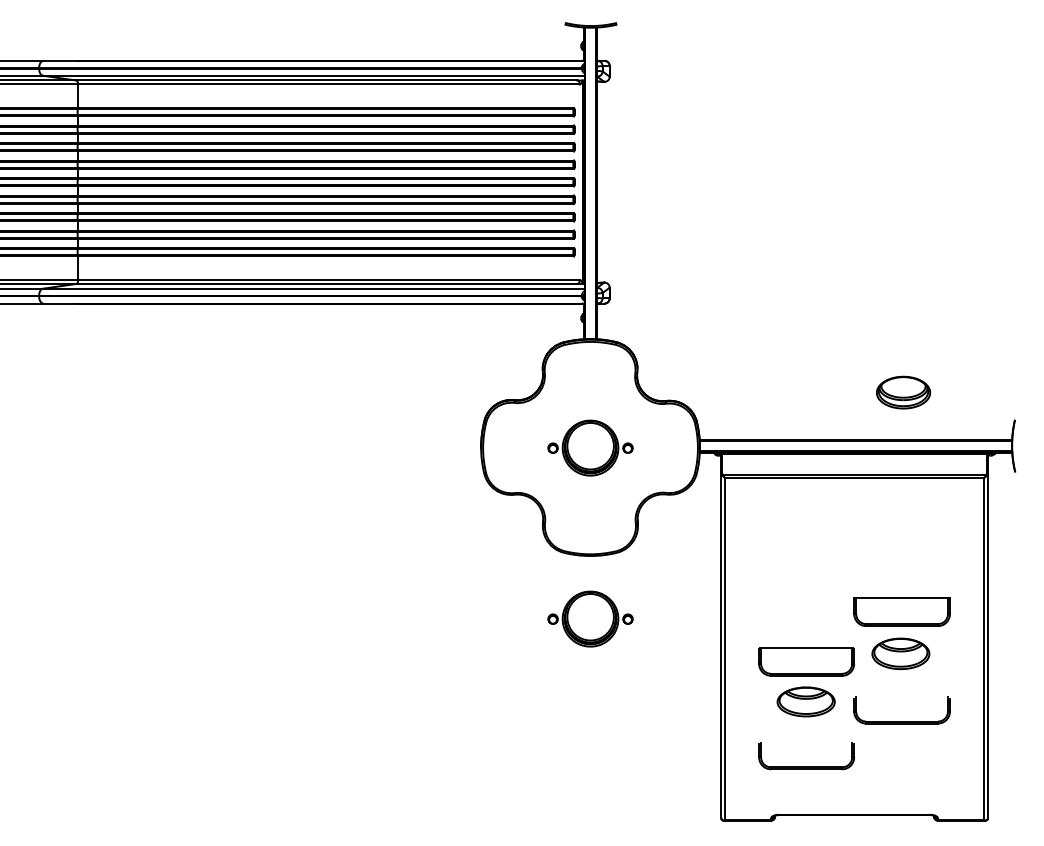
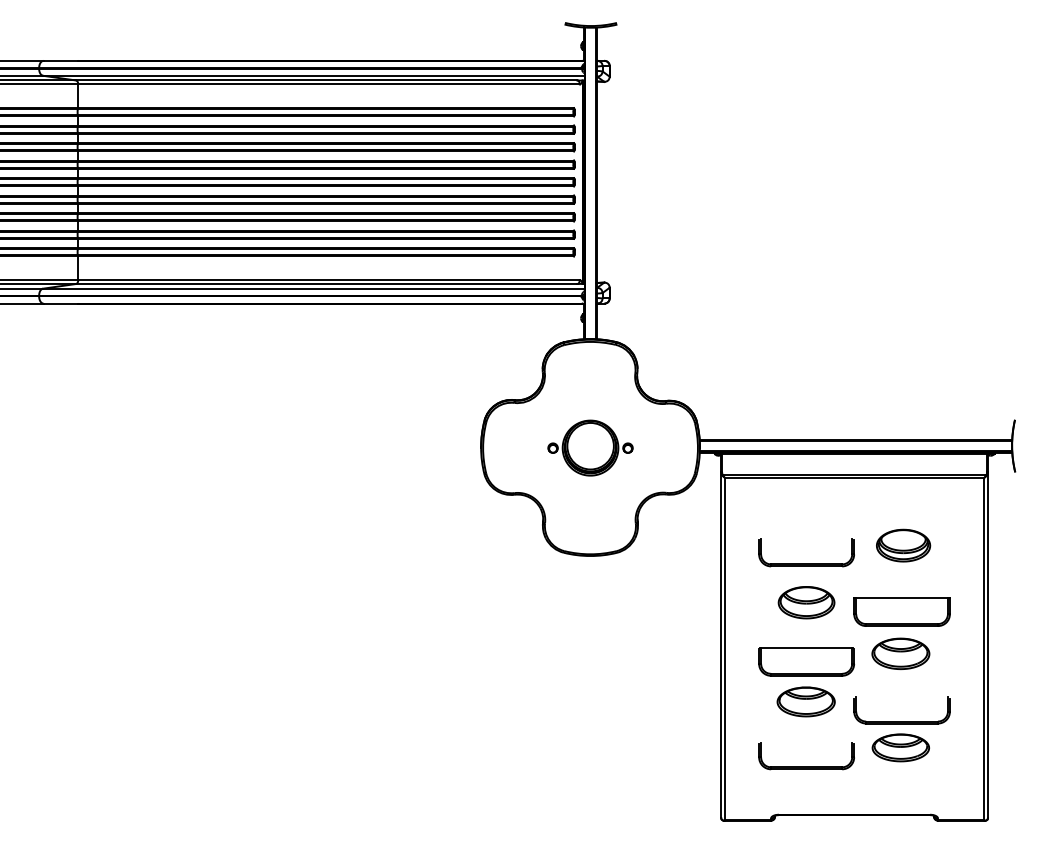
part position: (903, 392) -> (903, 545) (903, 545)
part: none -> present (806, 563)
part: none -> present (806, 602)
part: present -> none (590, 618)
part: none -> present (900, 747)
